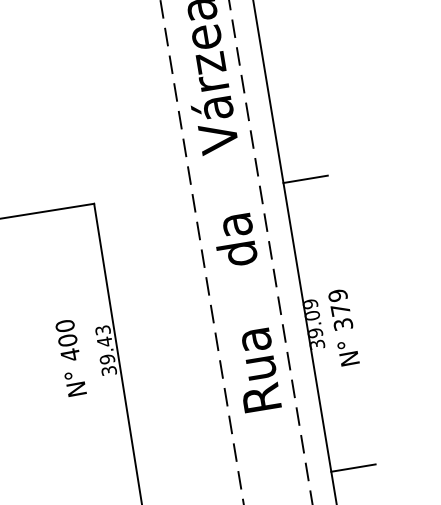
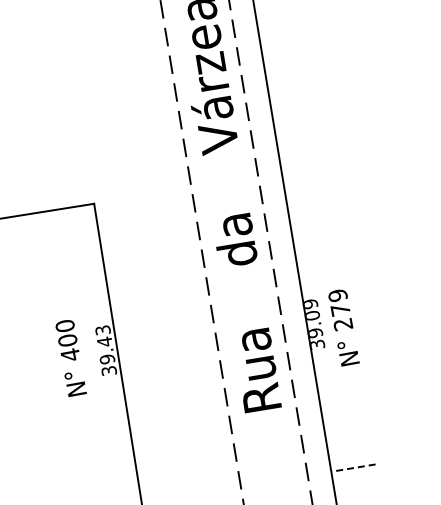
line: present -> none (305, 179)
text: 379 -> 279 (343, 324)
line: solid -> dashed (352, 468)
